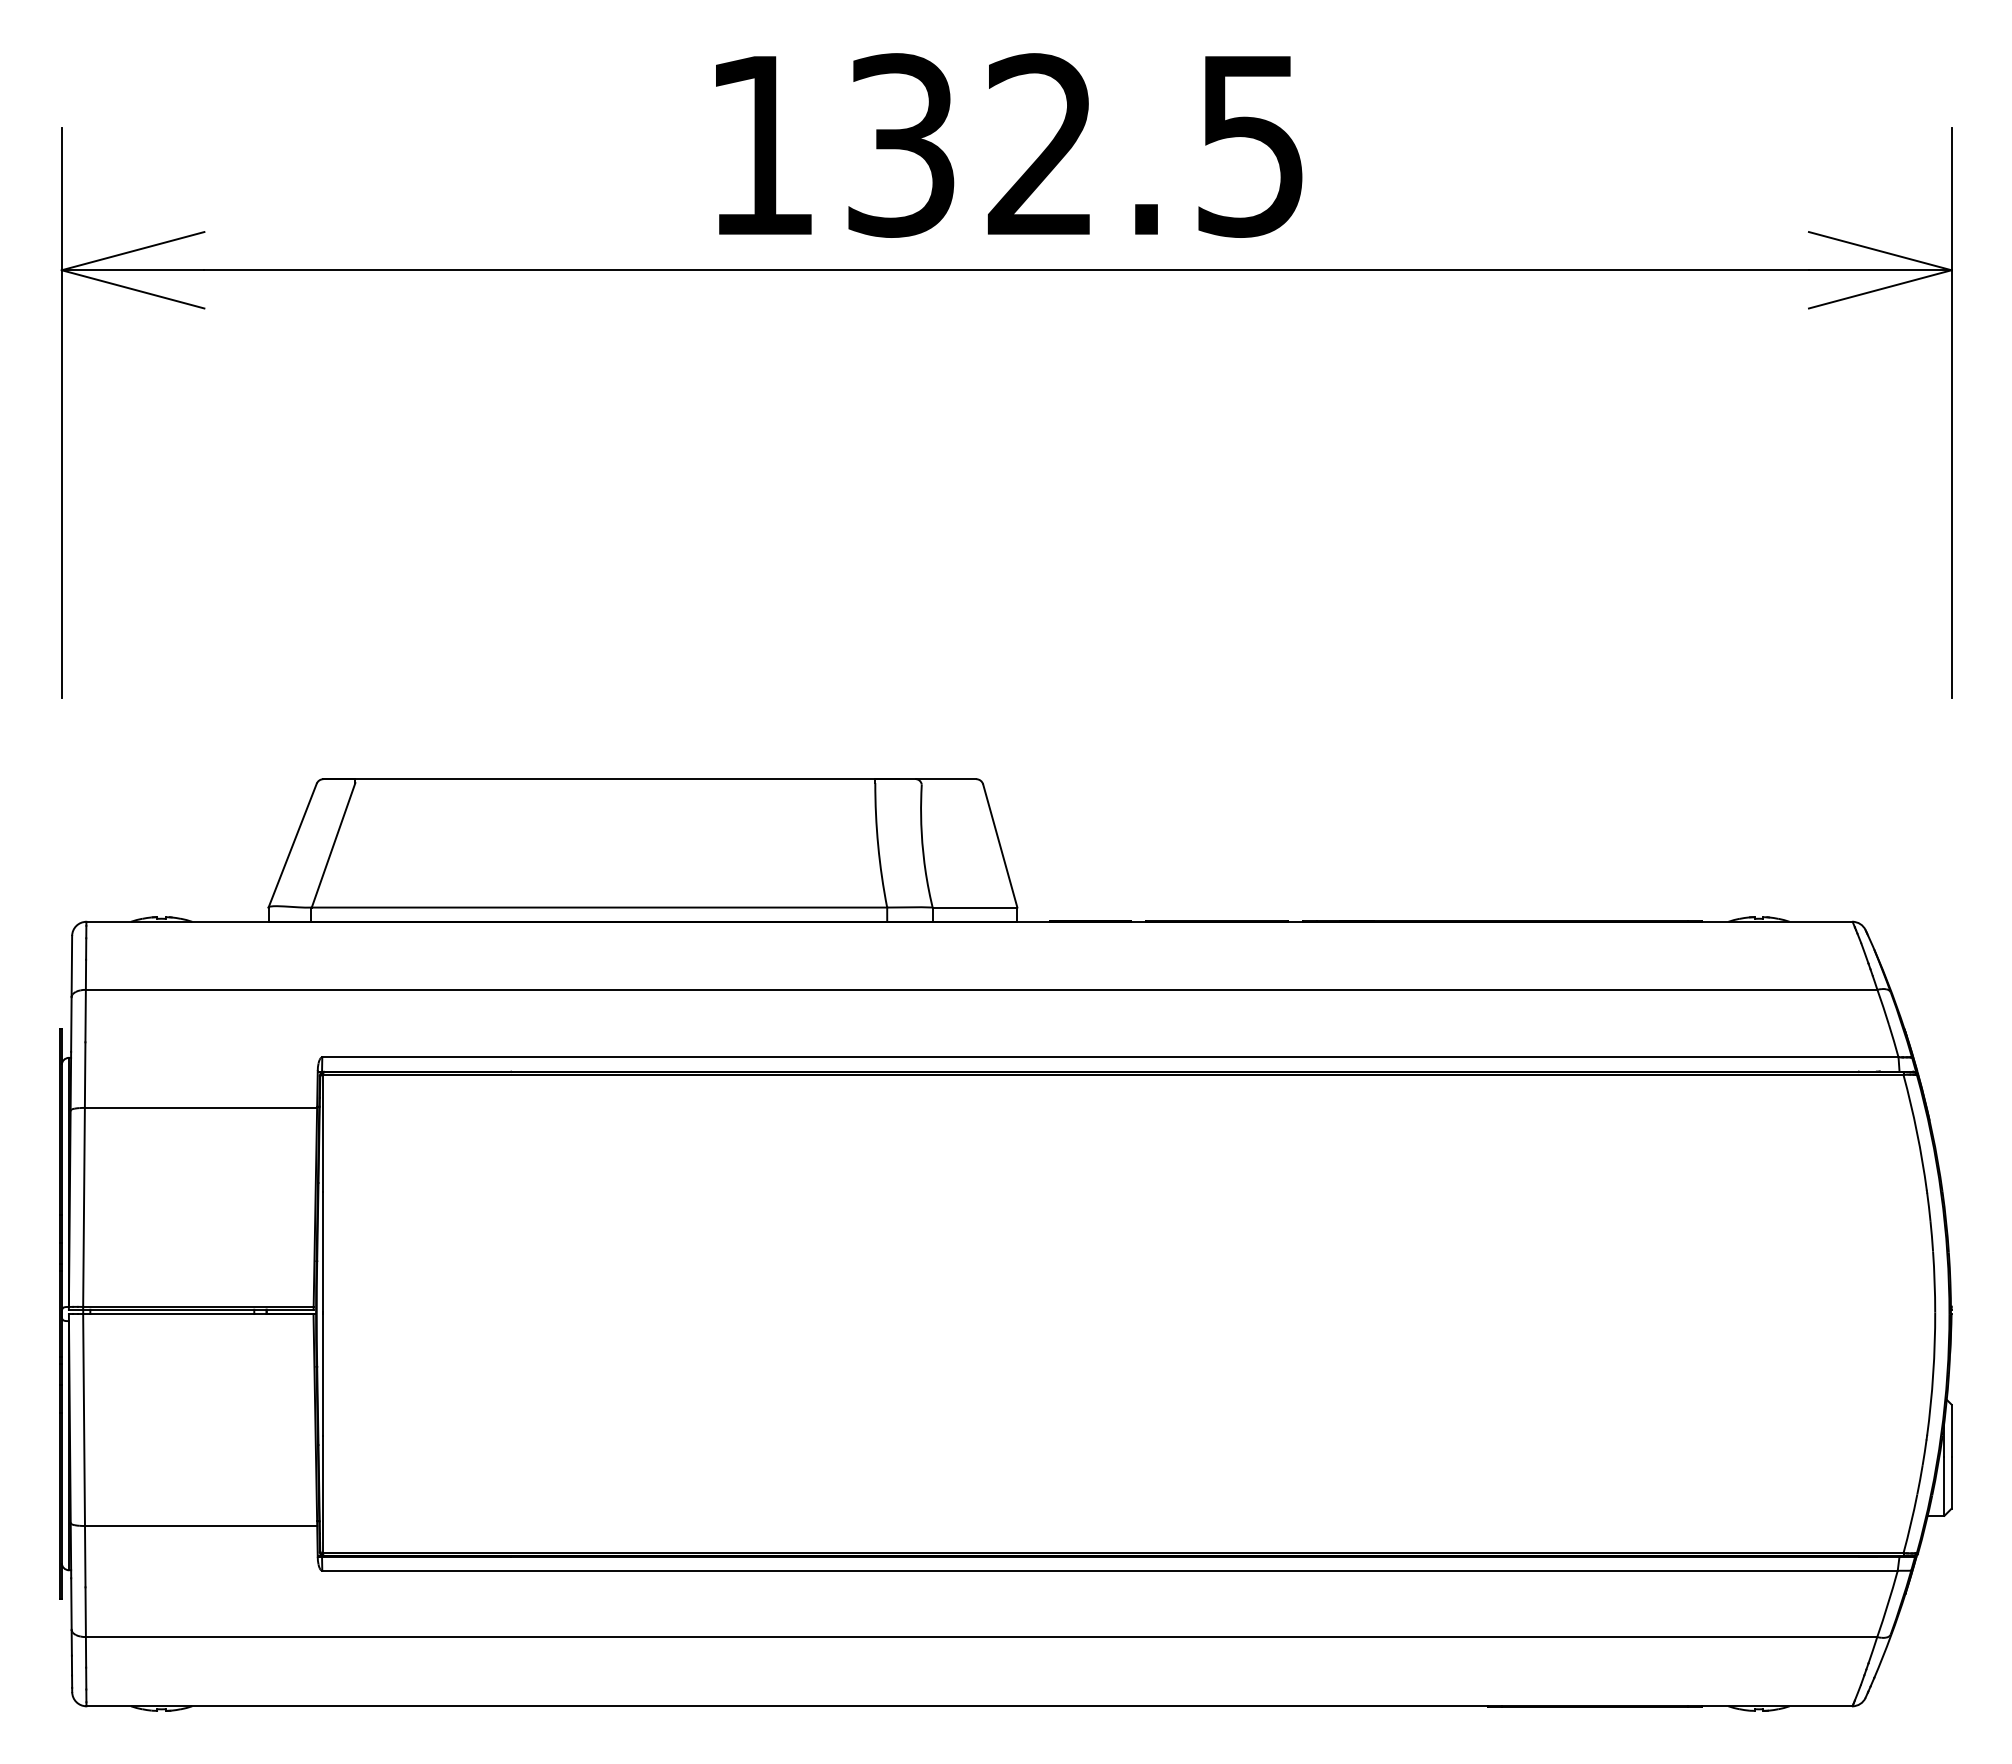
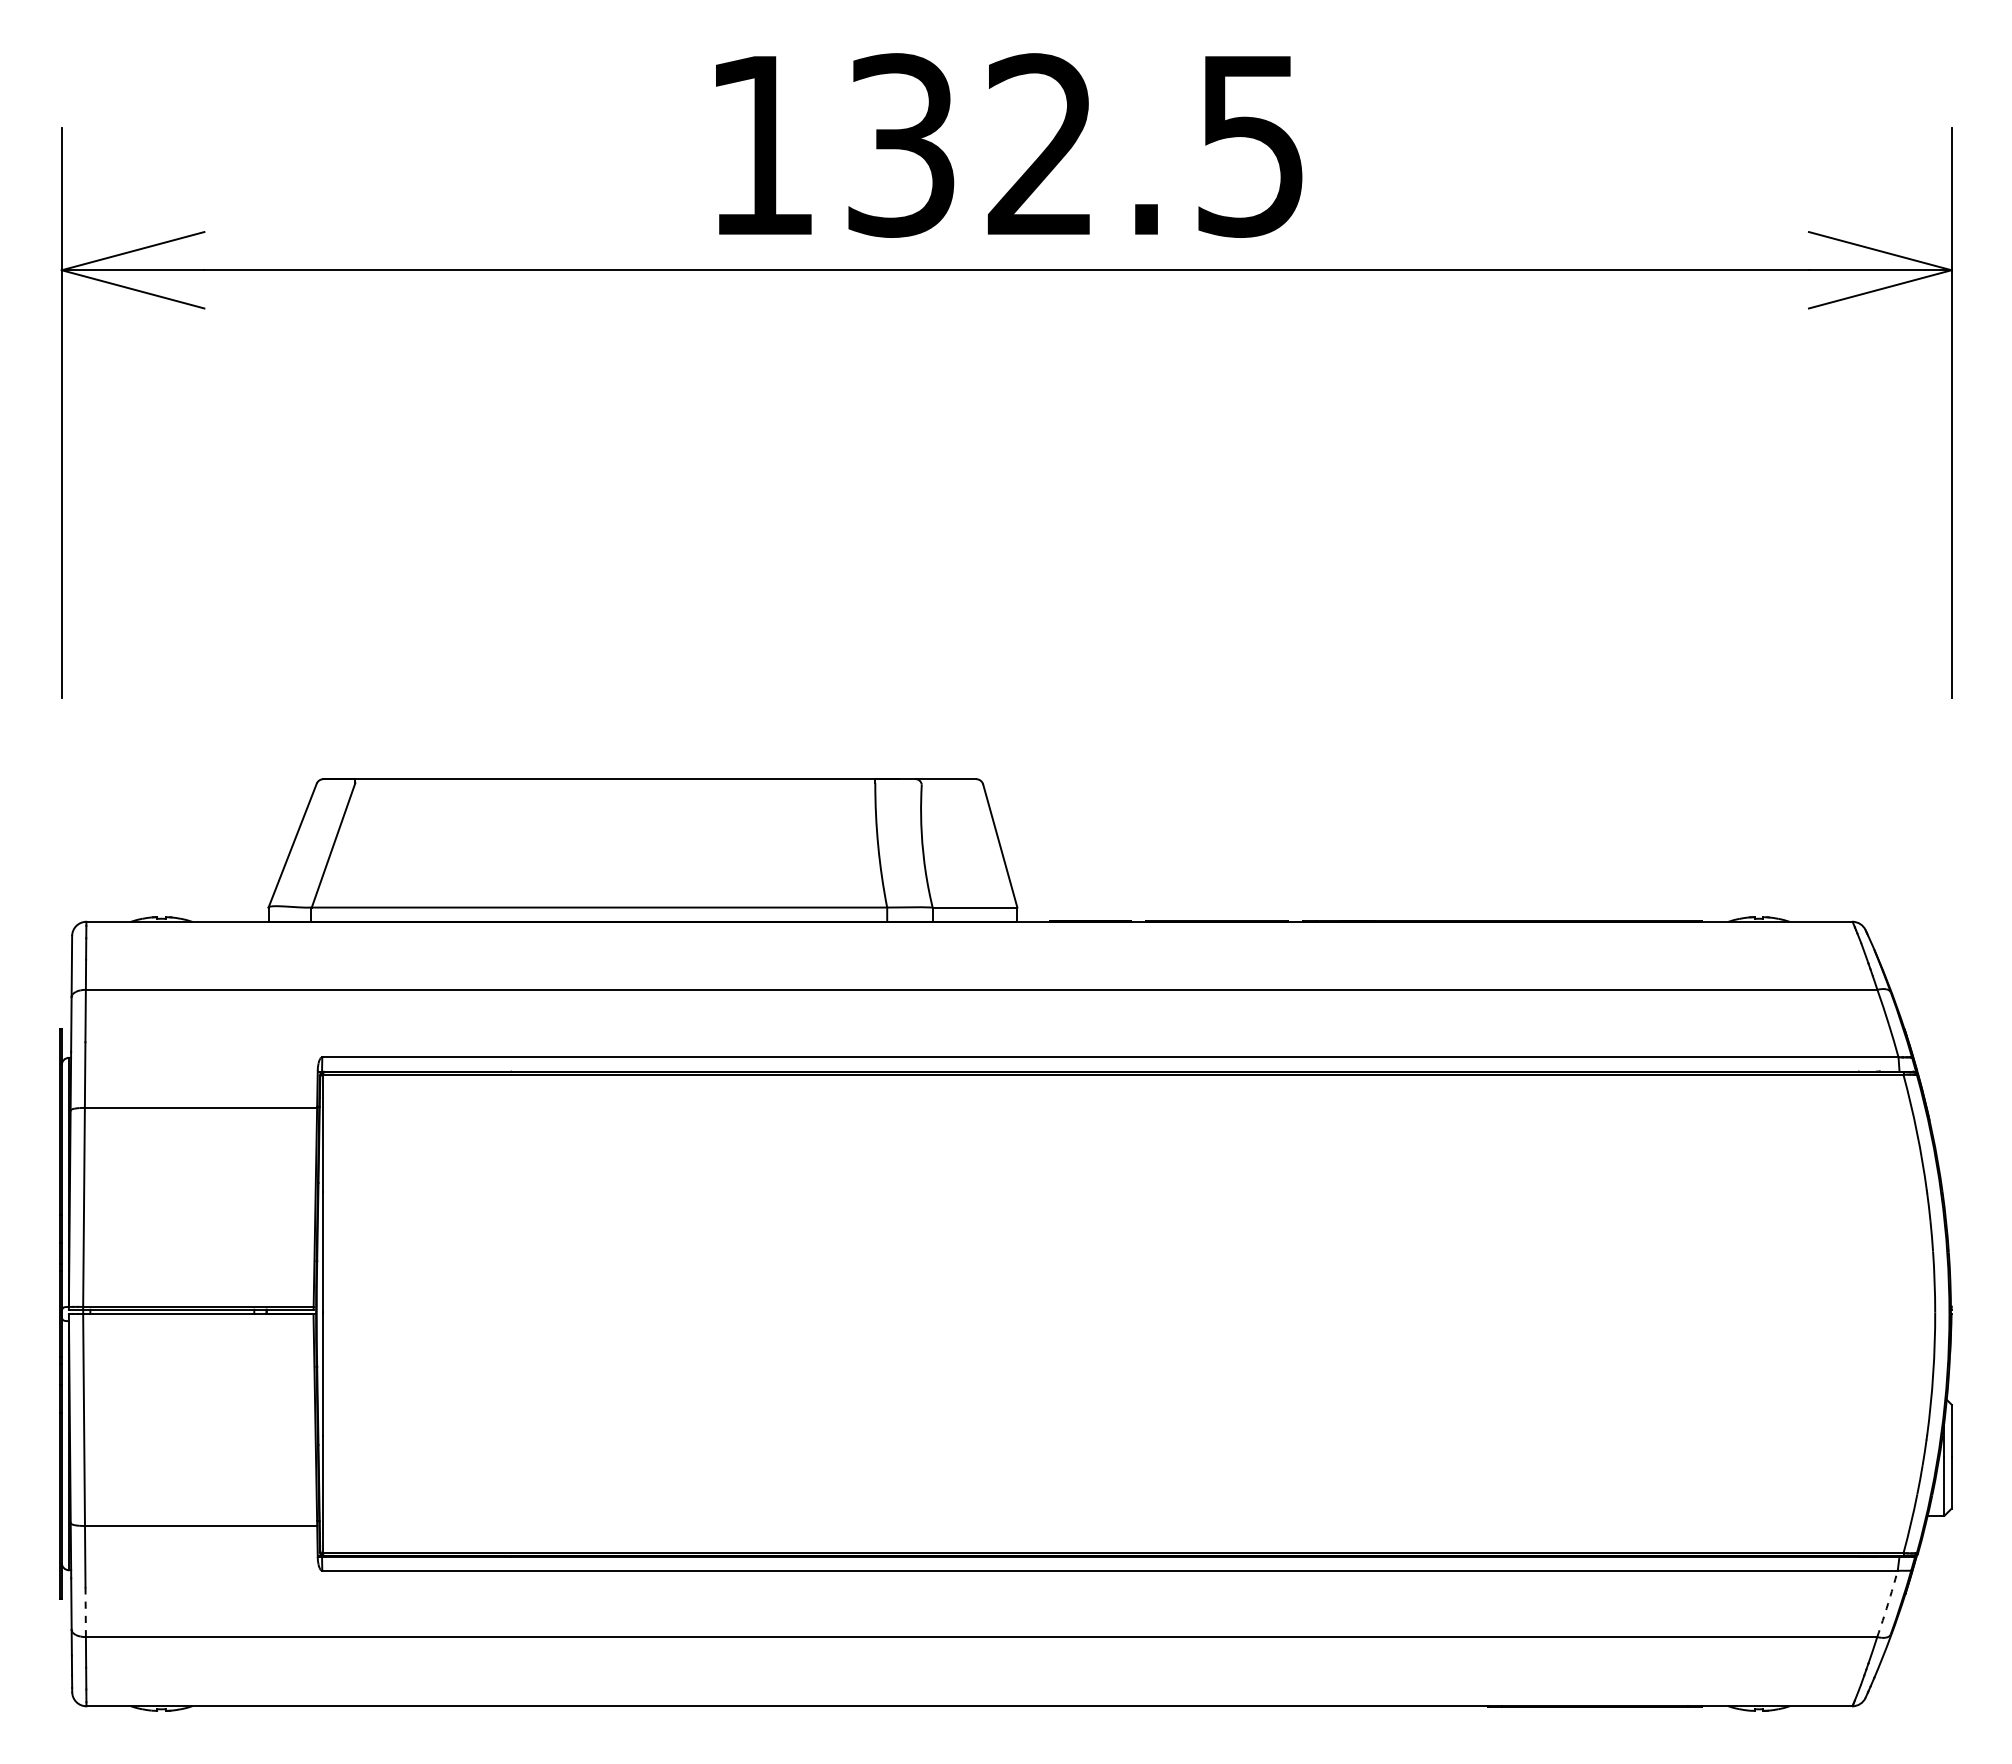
arc: solid -> dashed (1888, 1604)
line: solid -> dashed (85, 1612)
